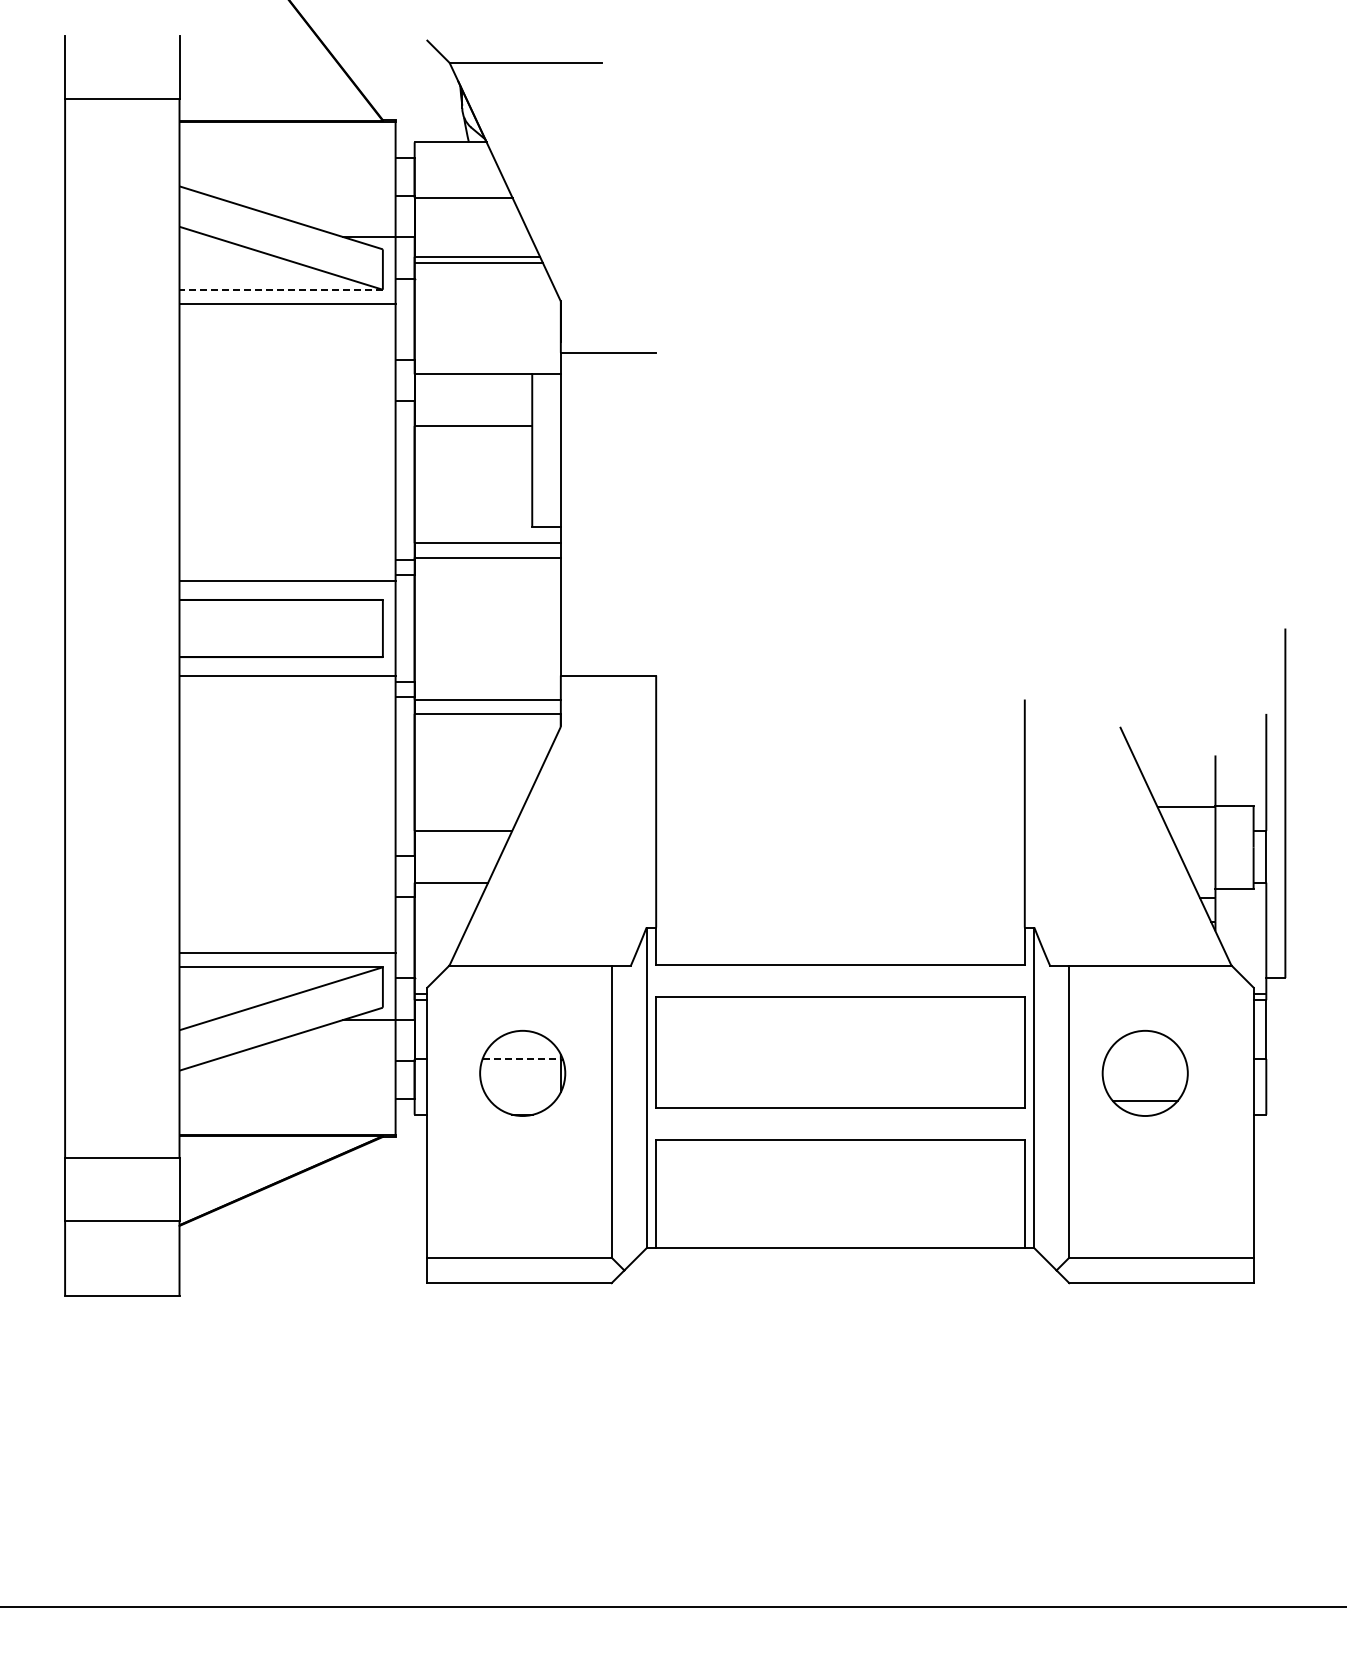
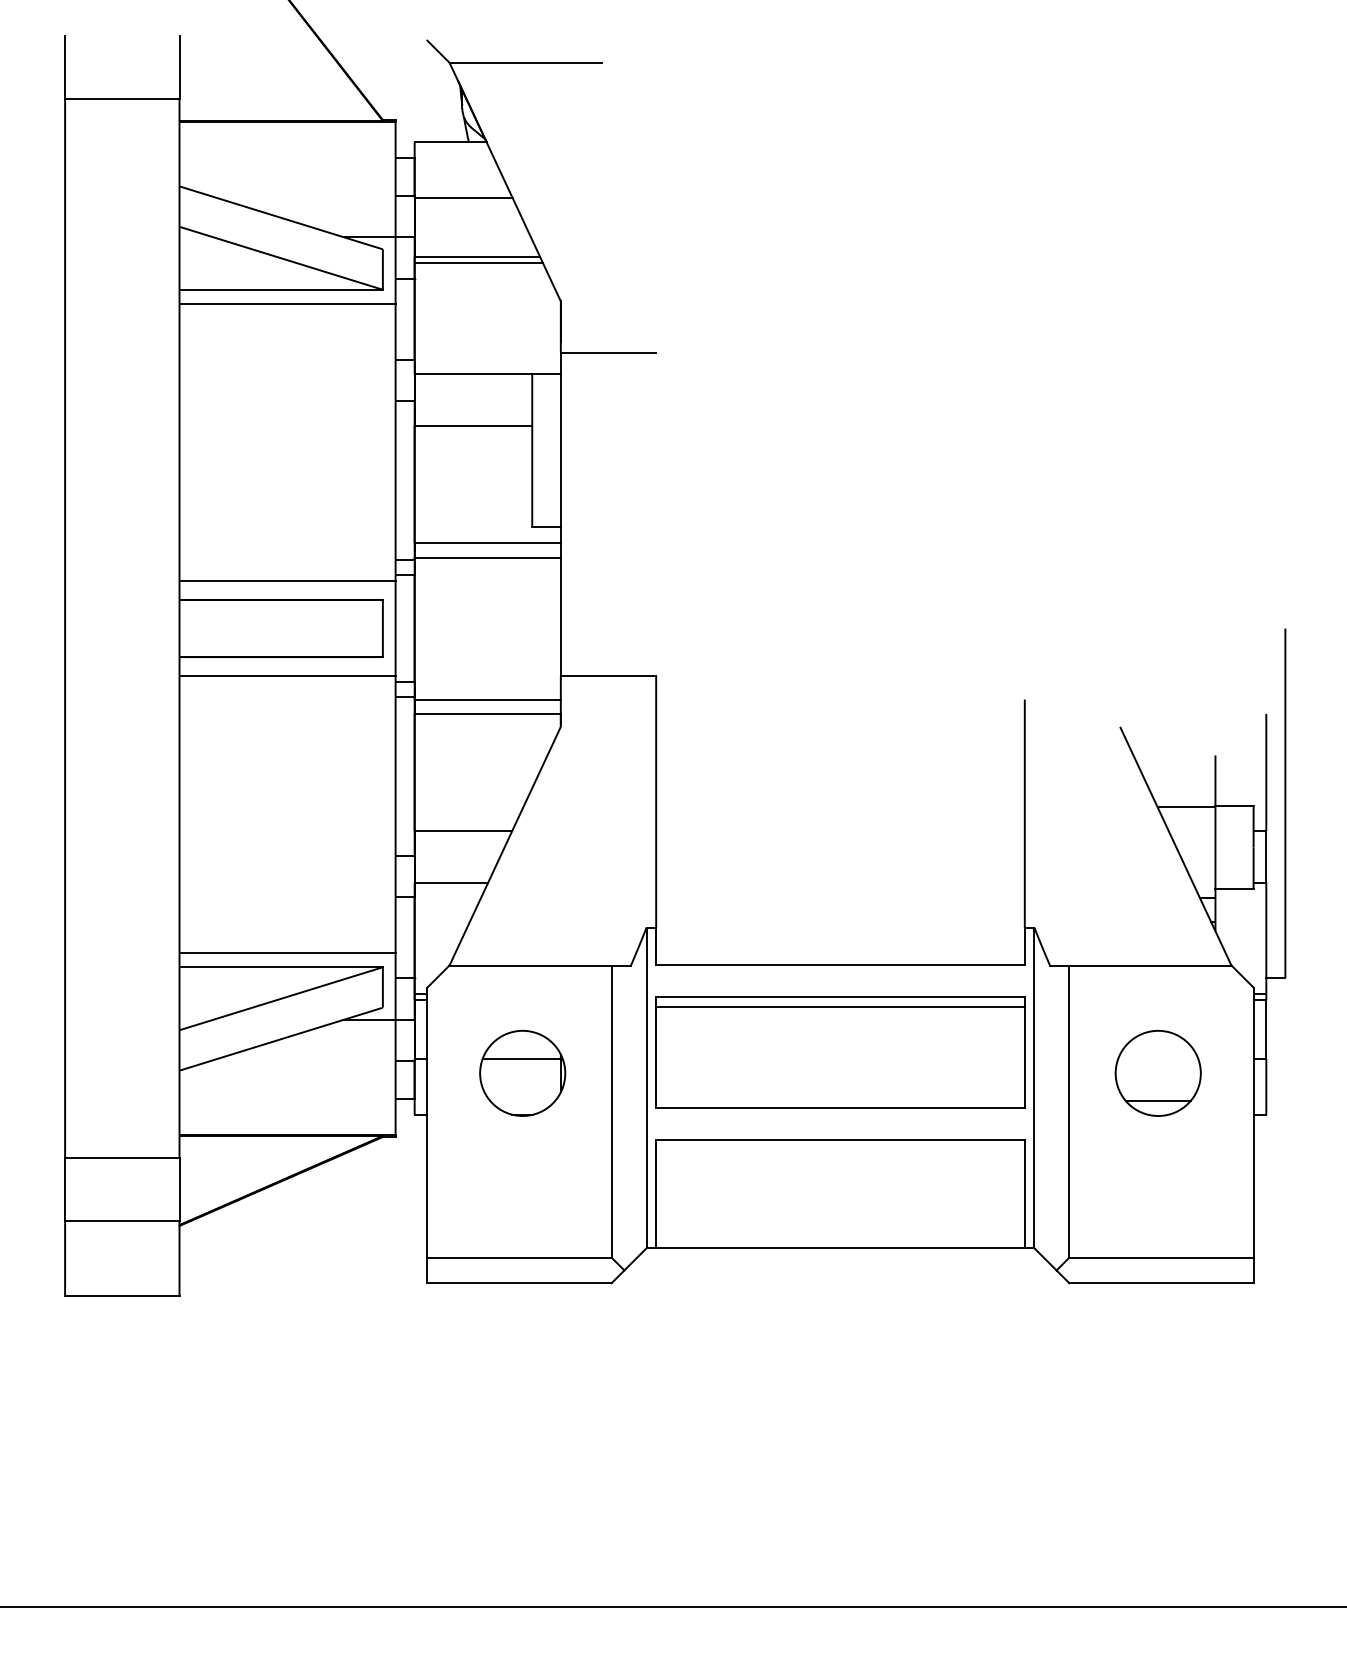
line: dashed -> solid (281, 289)
line: none -> present (840, 1006)
line: dashed -> solid (522, 1058)
part position: (1144, 1073) -> (1157, 1073) (1157, 1073)
